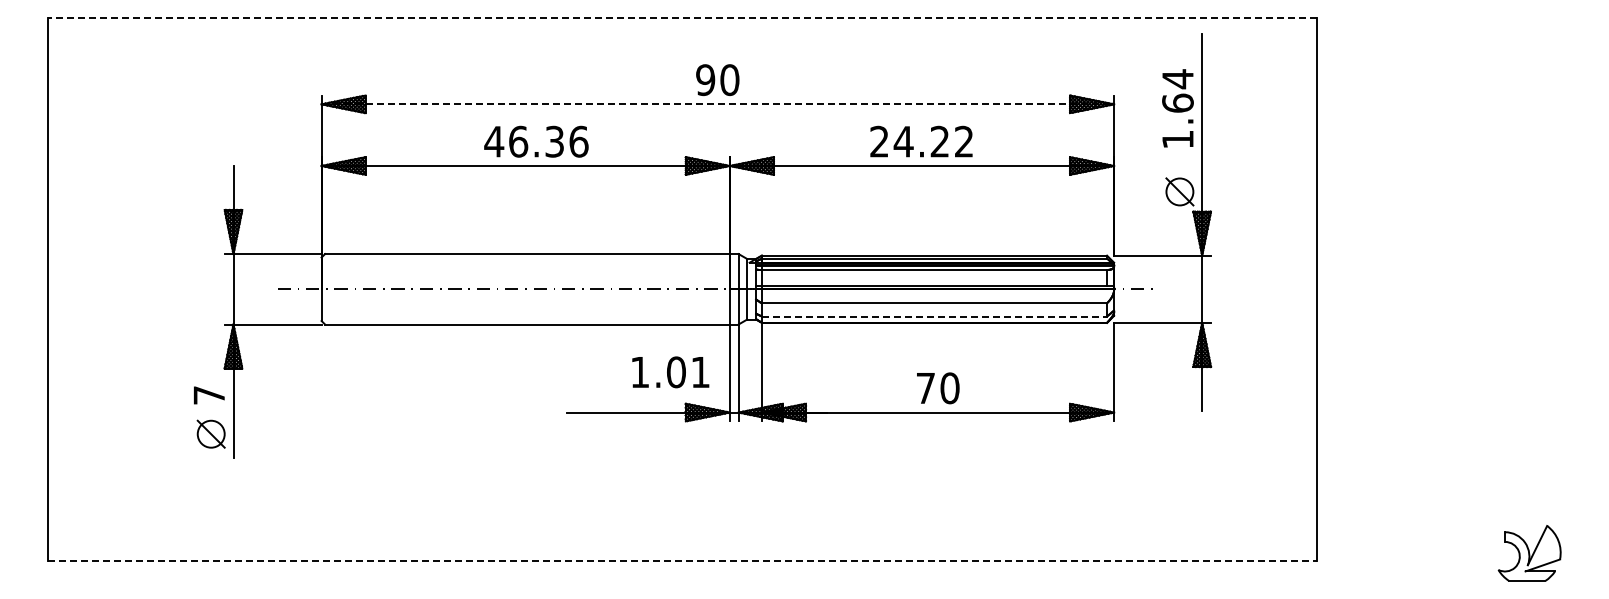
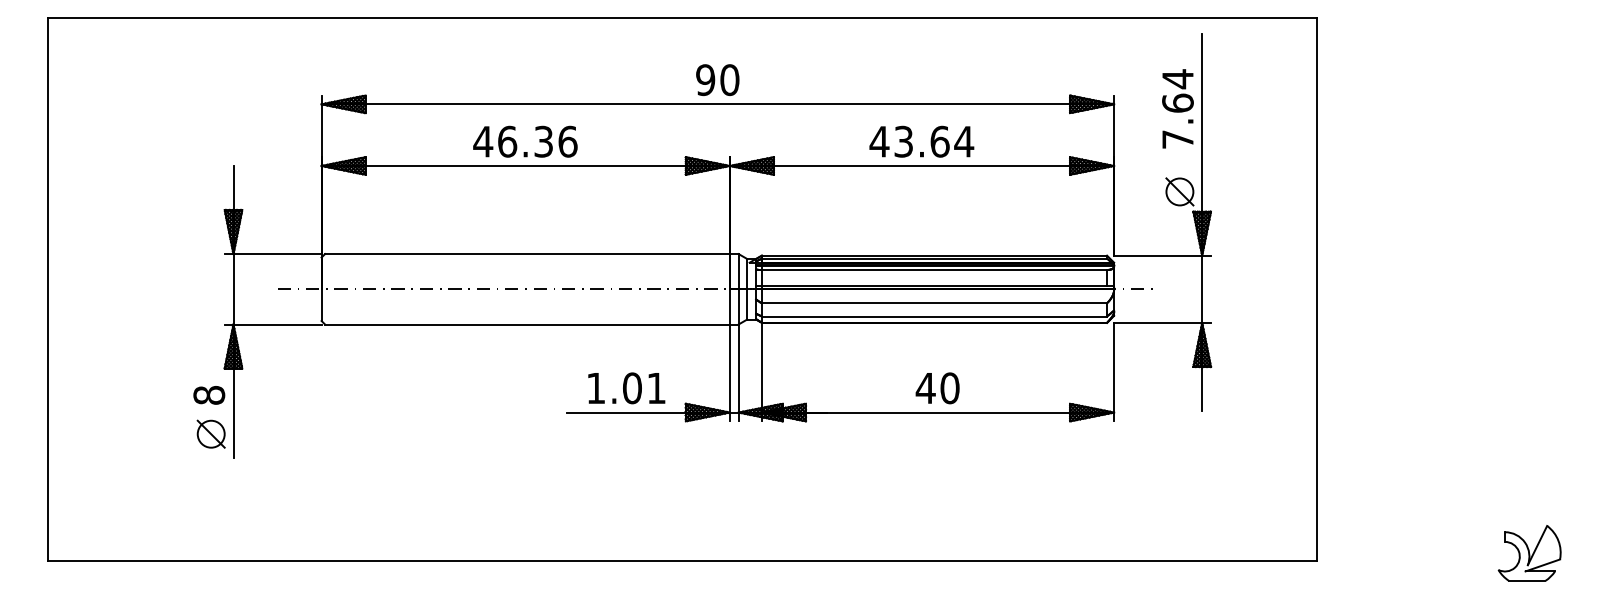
line: dashed -> solid (682, 18)
line: dashed -> solid (718, 104)
text: 1.64 -> 7.64 (1177, 139)
text position: (536, 141) -> (525, 141) (525, 141)
text: 24.22 -> 43.64 (921, 141)
line: dashed -> solid (934, 316)
text position: (670, 372) -> (626, 388) (626, 388)
text: 70 -> 40 (925, 388)
text: 7 -> 8 (209, 395)
line: dashed -> solid (683, 560)
